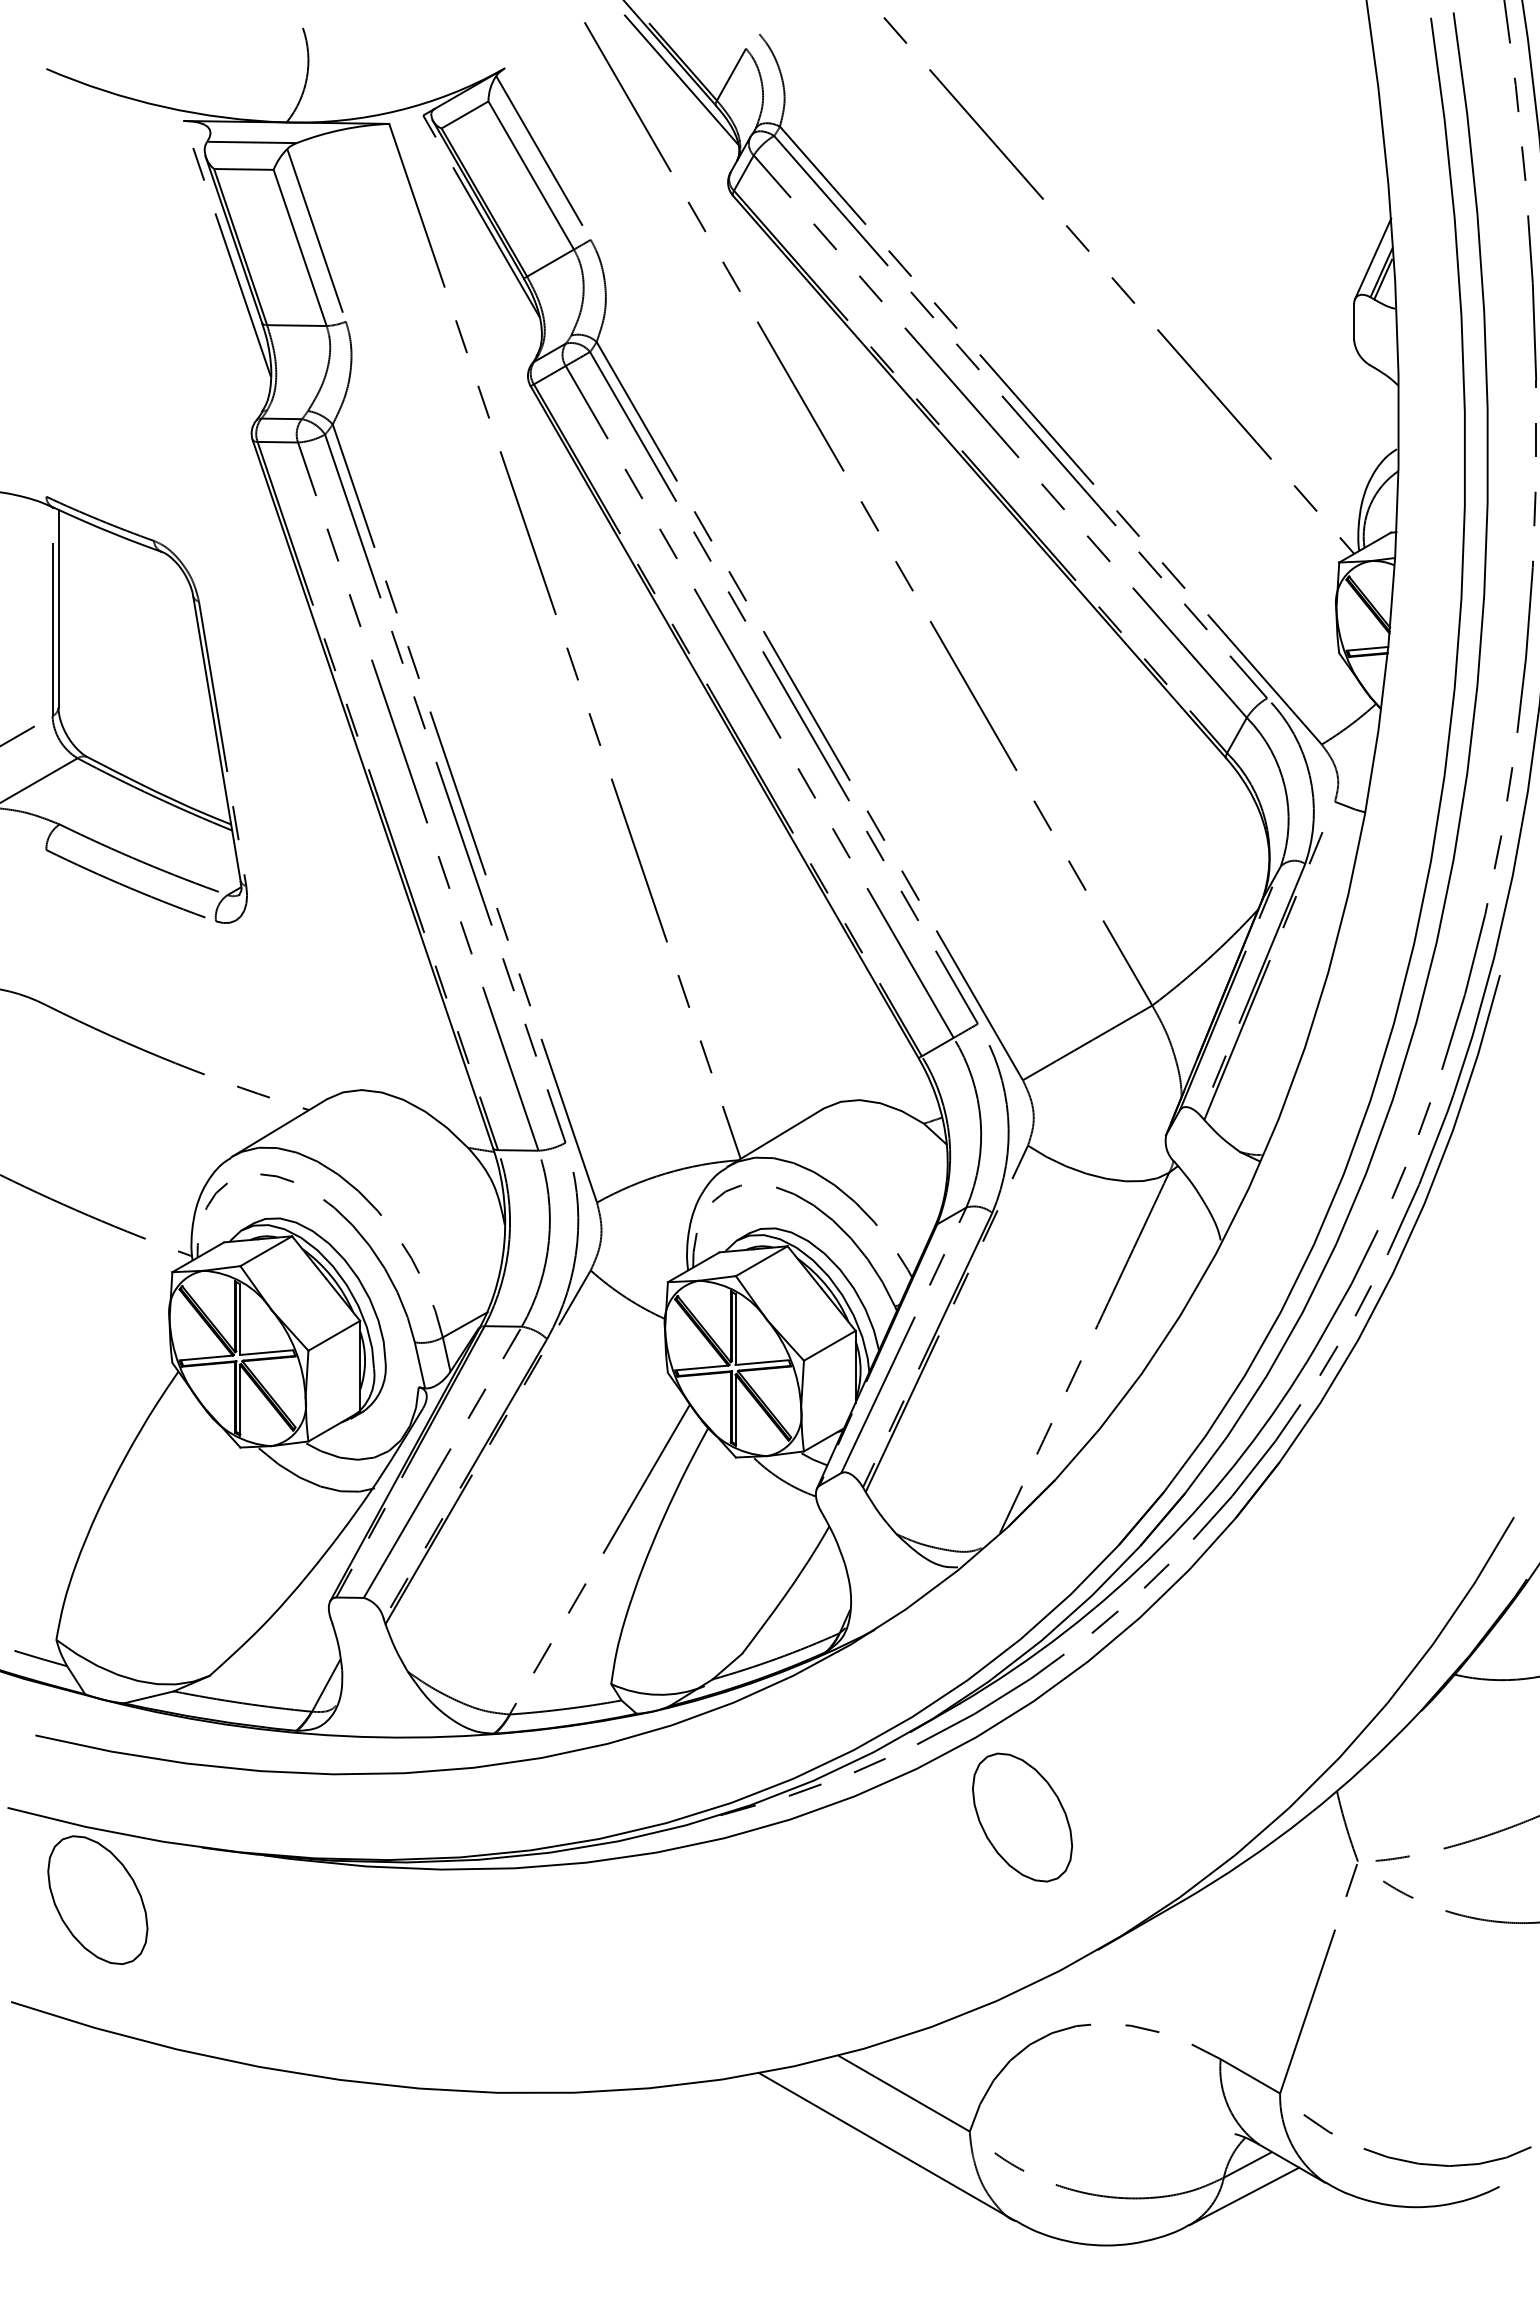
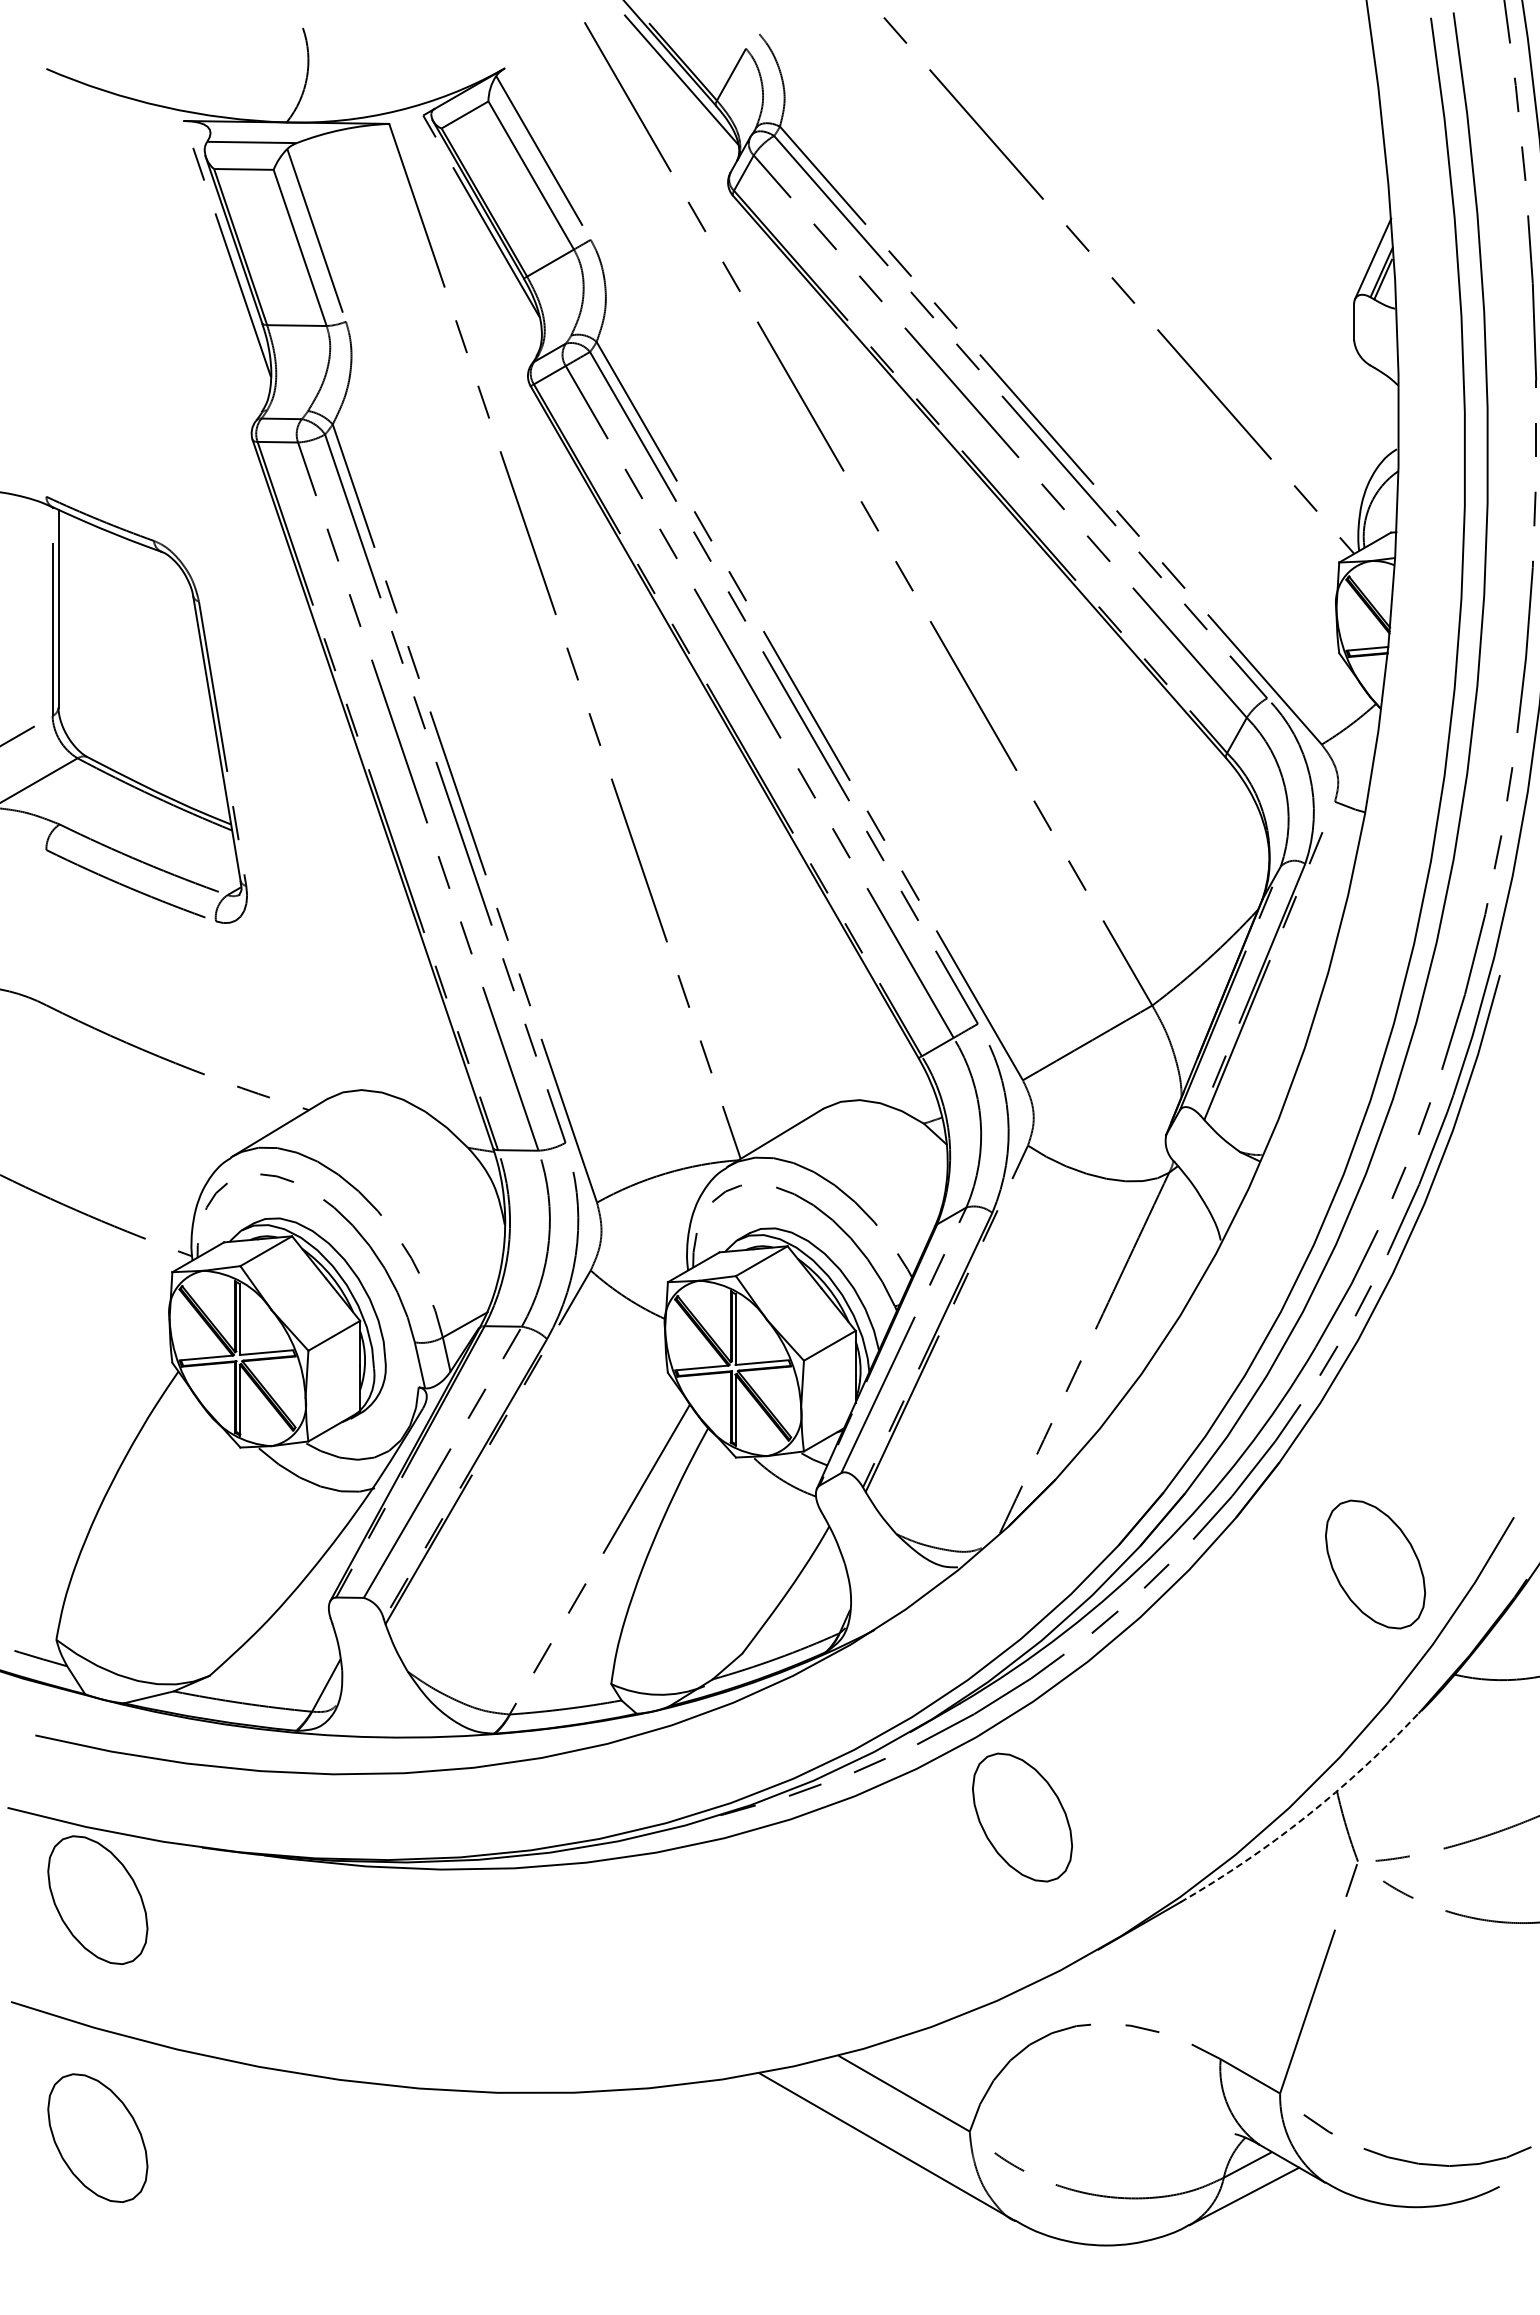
part: none -> present (1375, 1564)
arc: solid -> dashed (1306, 1816)
part: none -> present (97, 2138)
